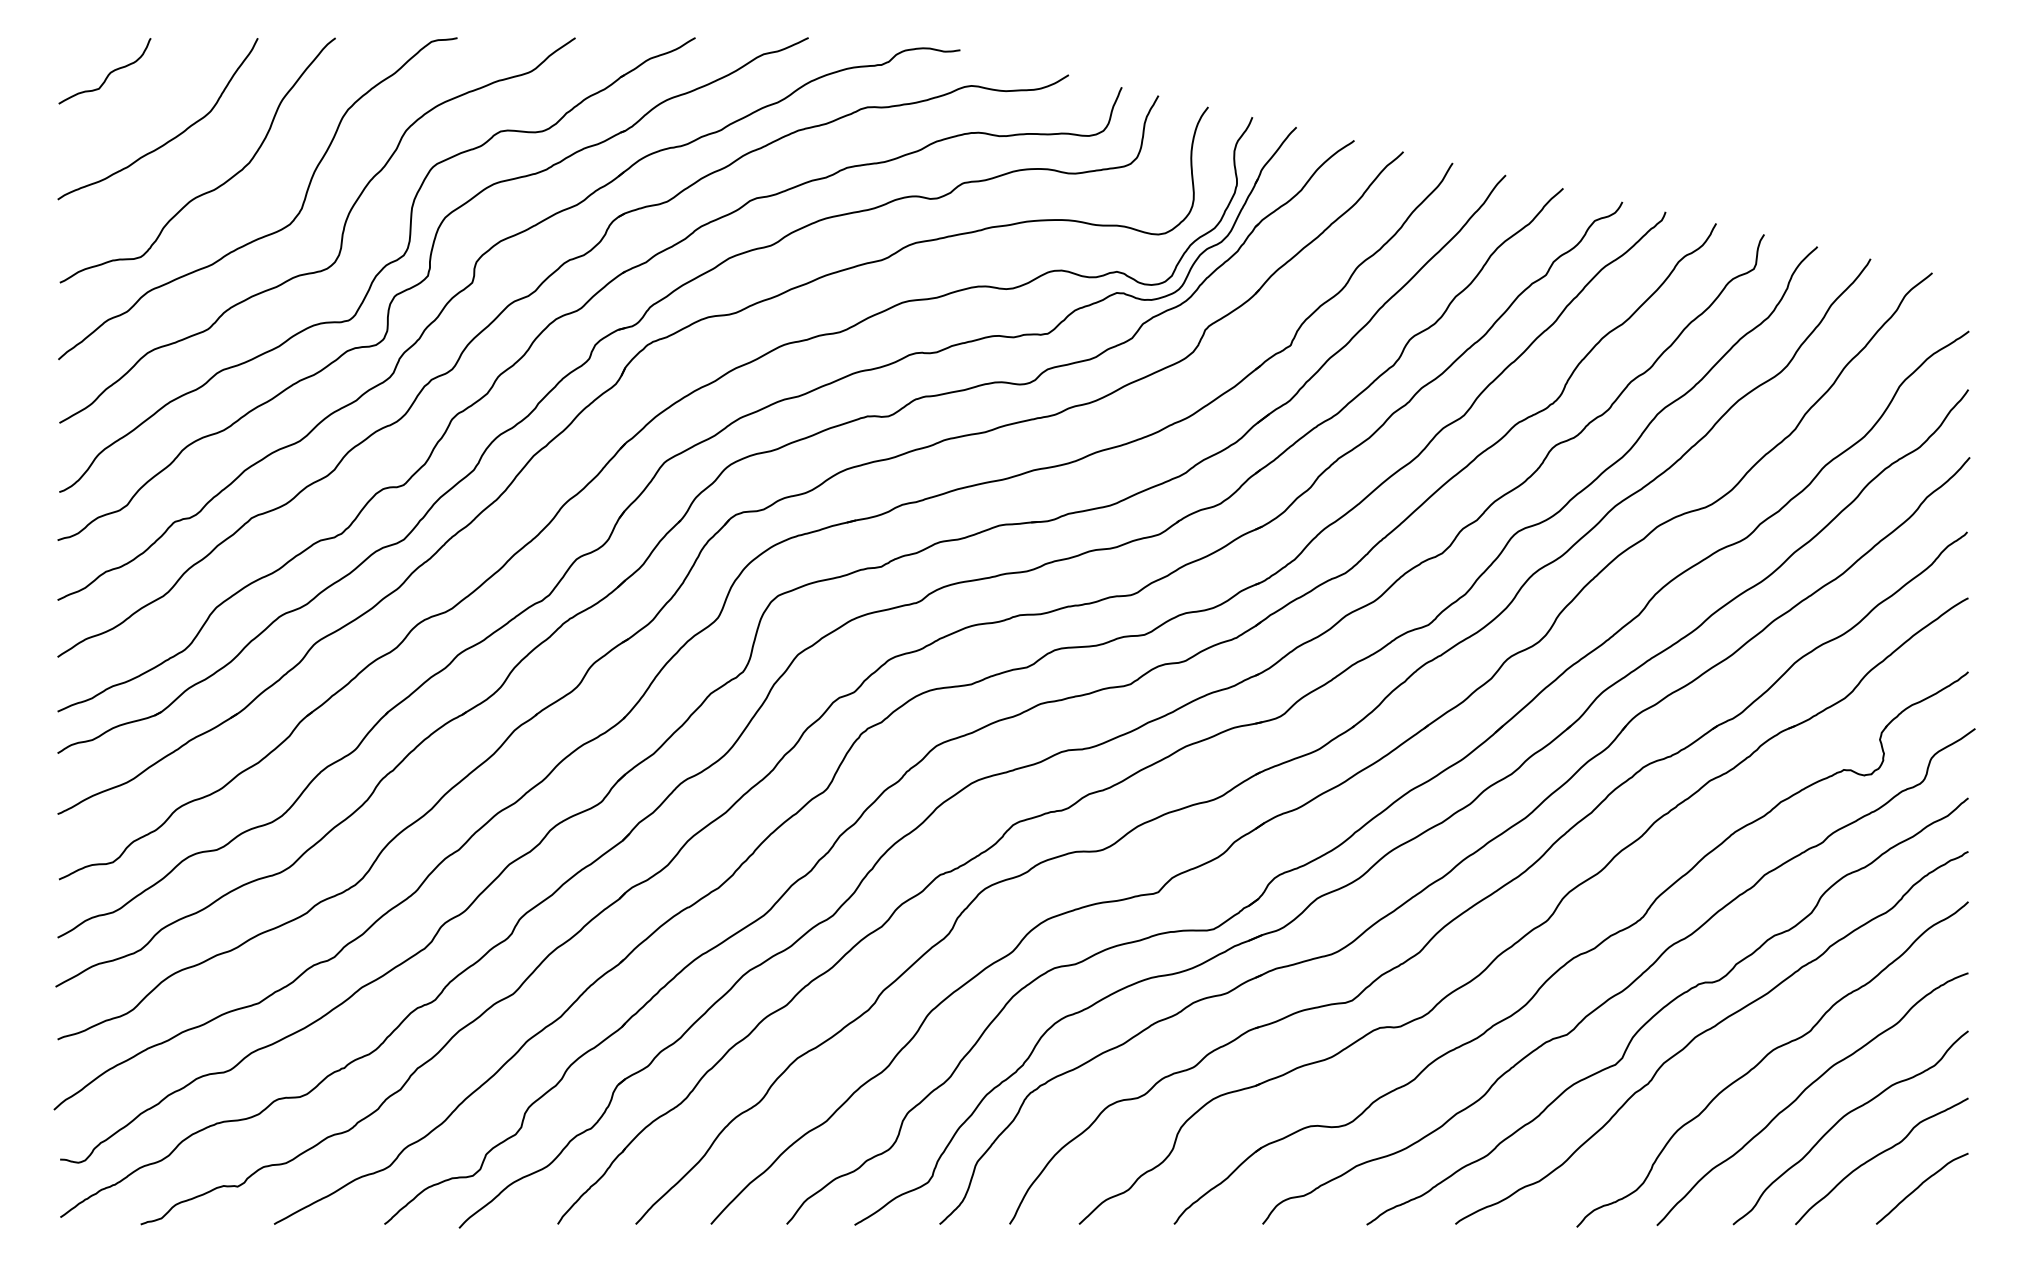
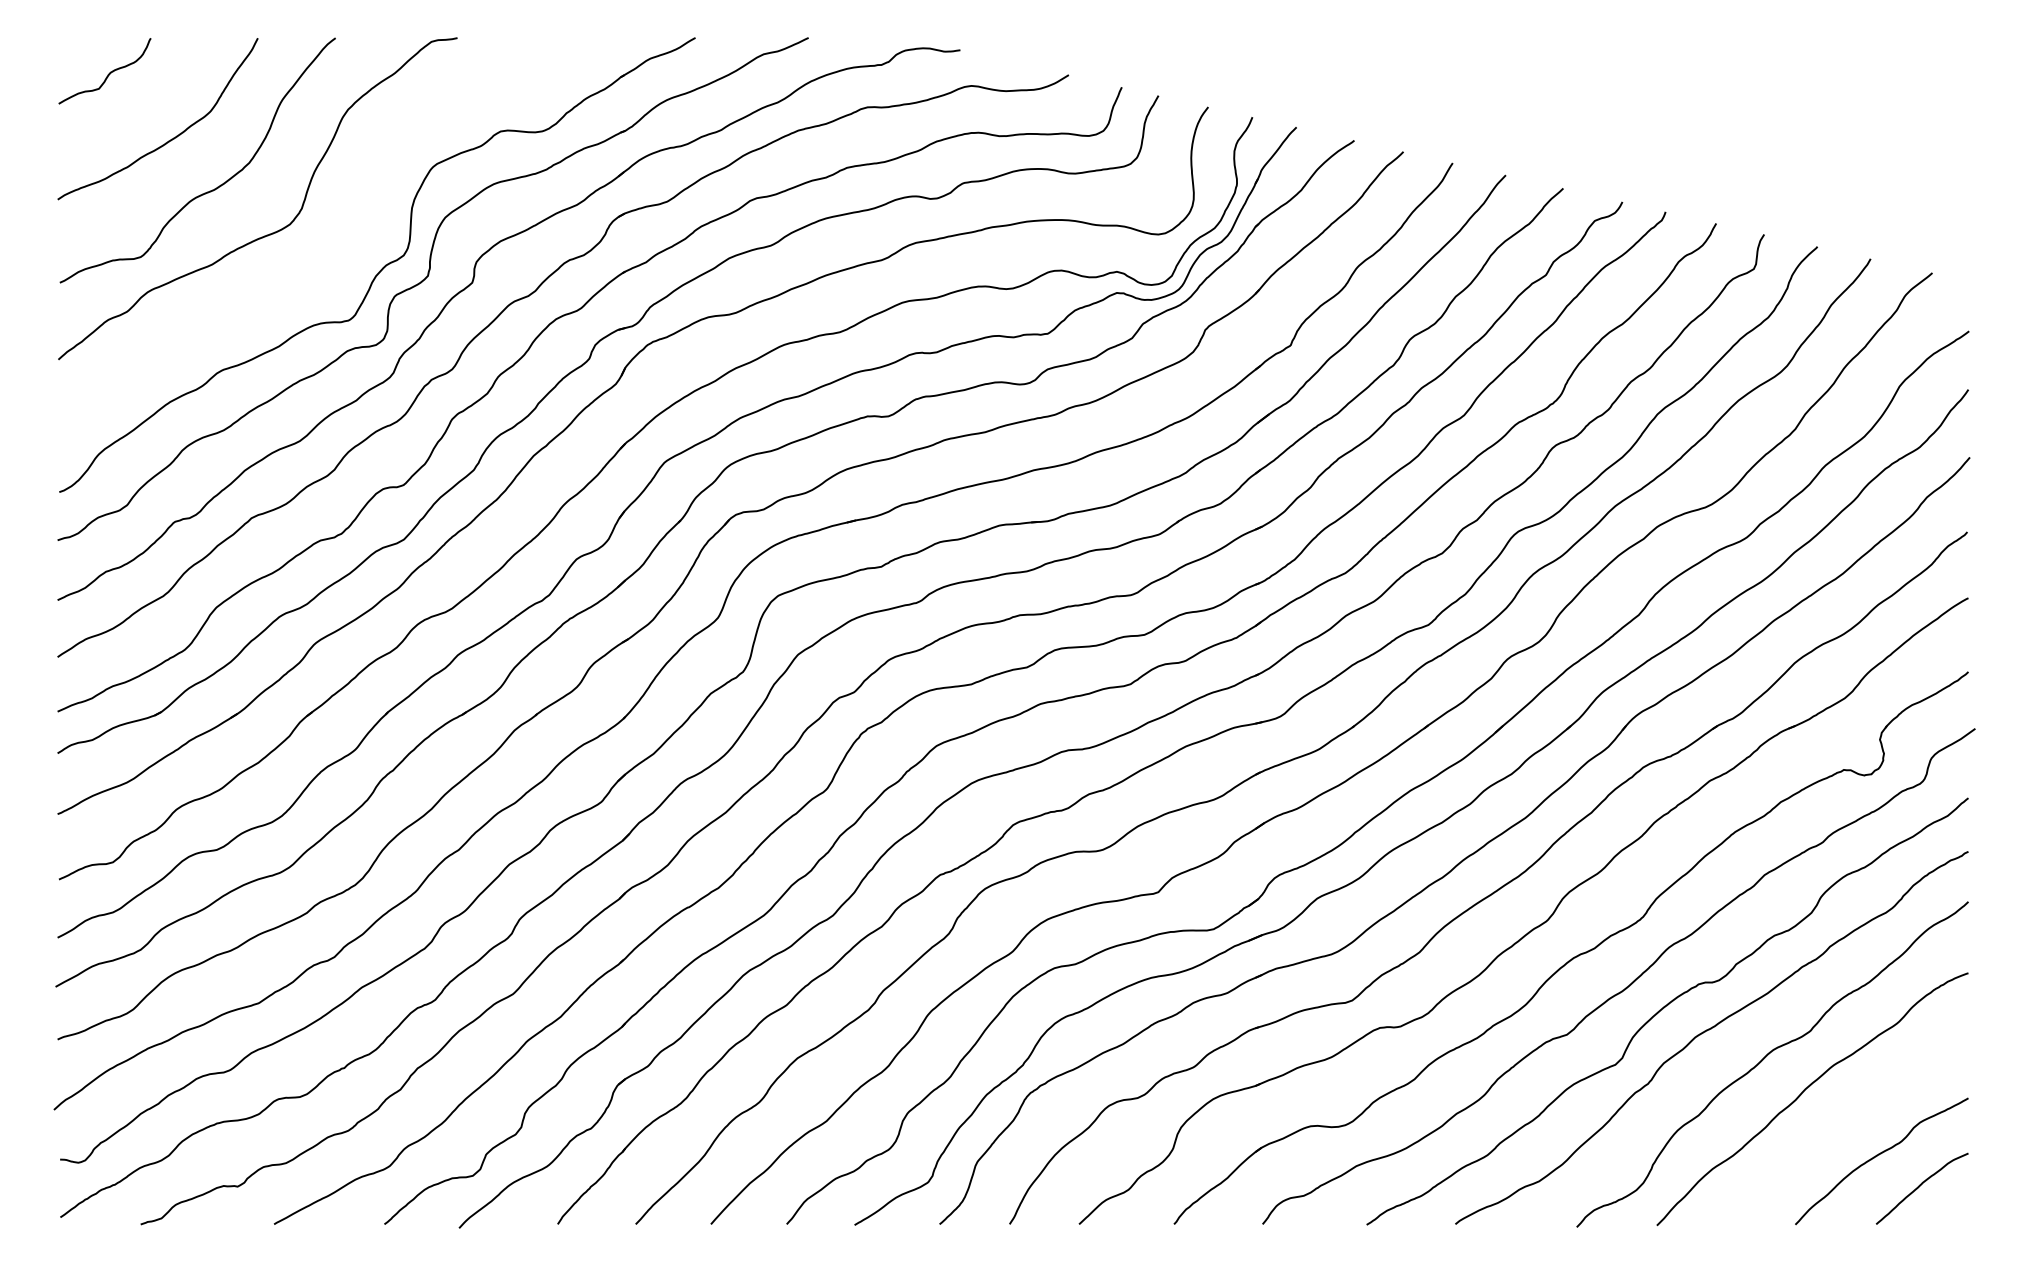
curve: present -> none (341, 234)
curve: present -> none (1843, 1118)
